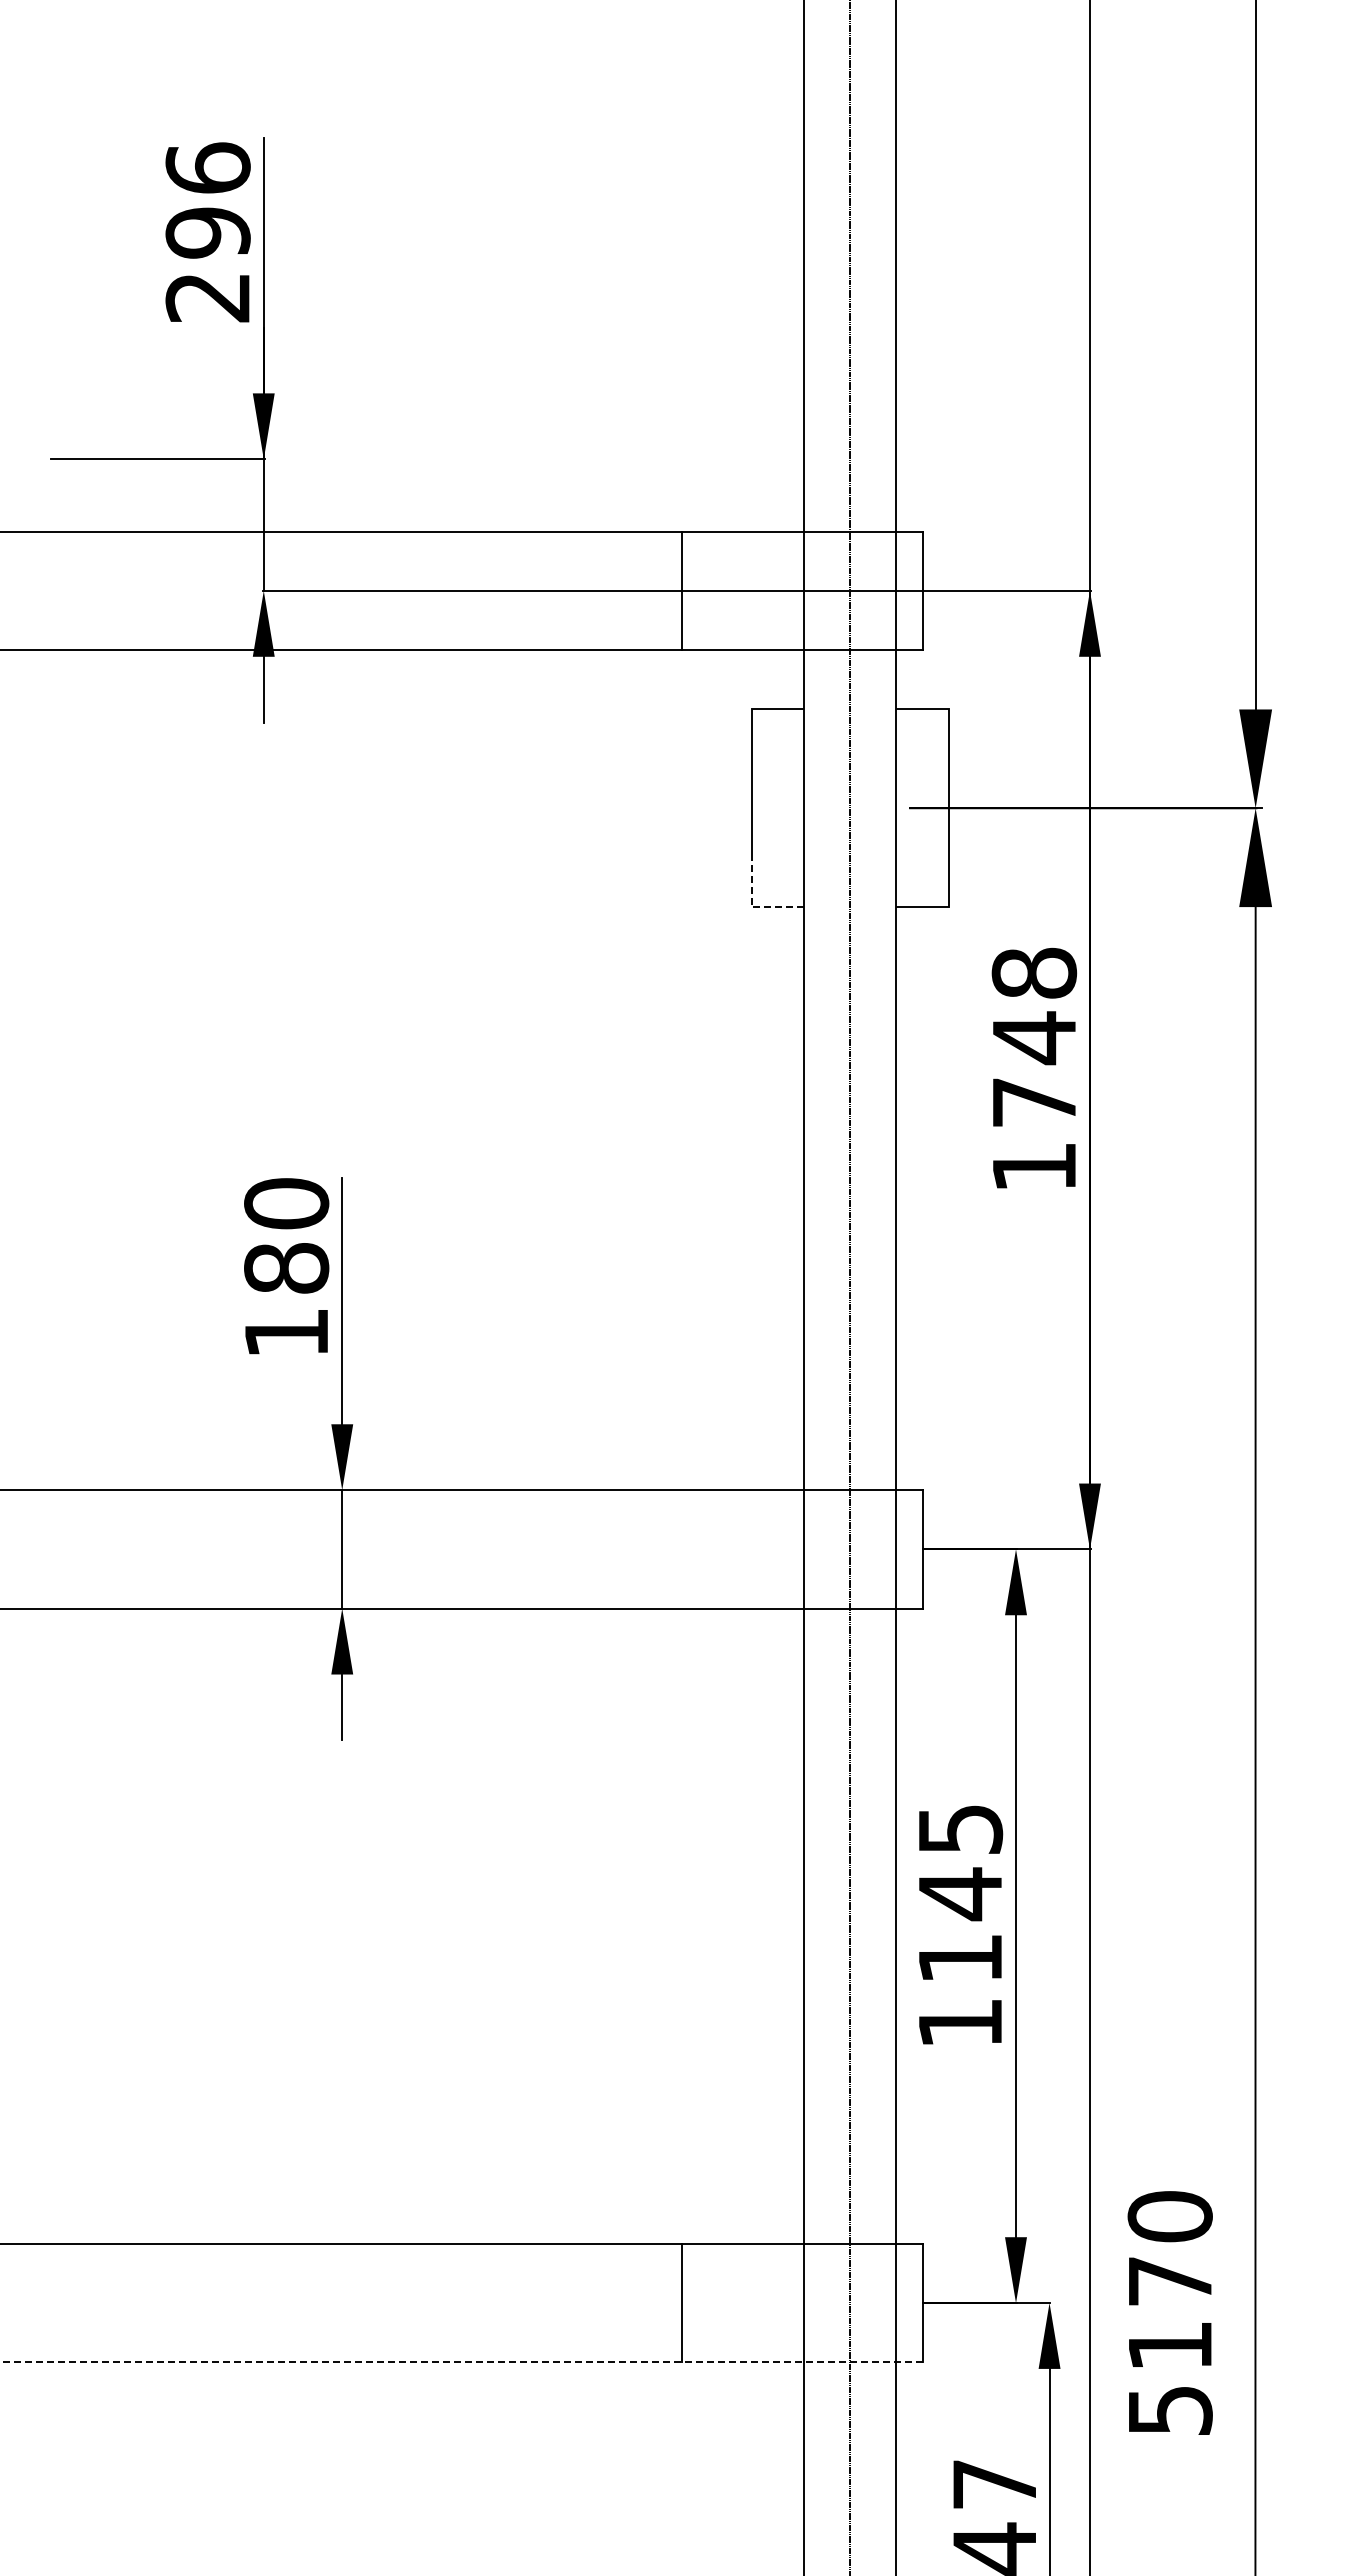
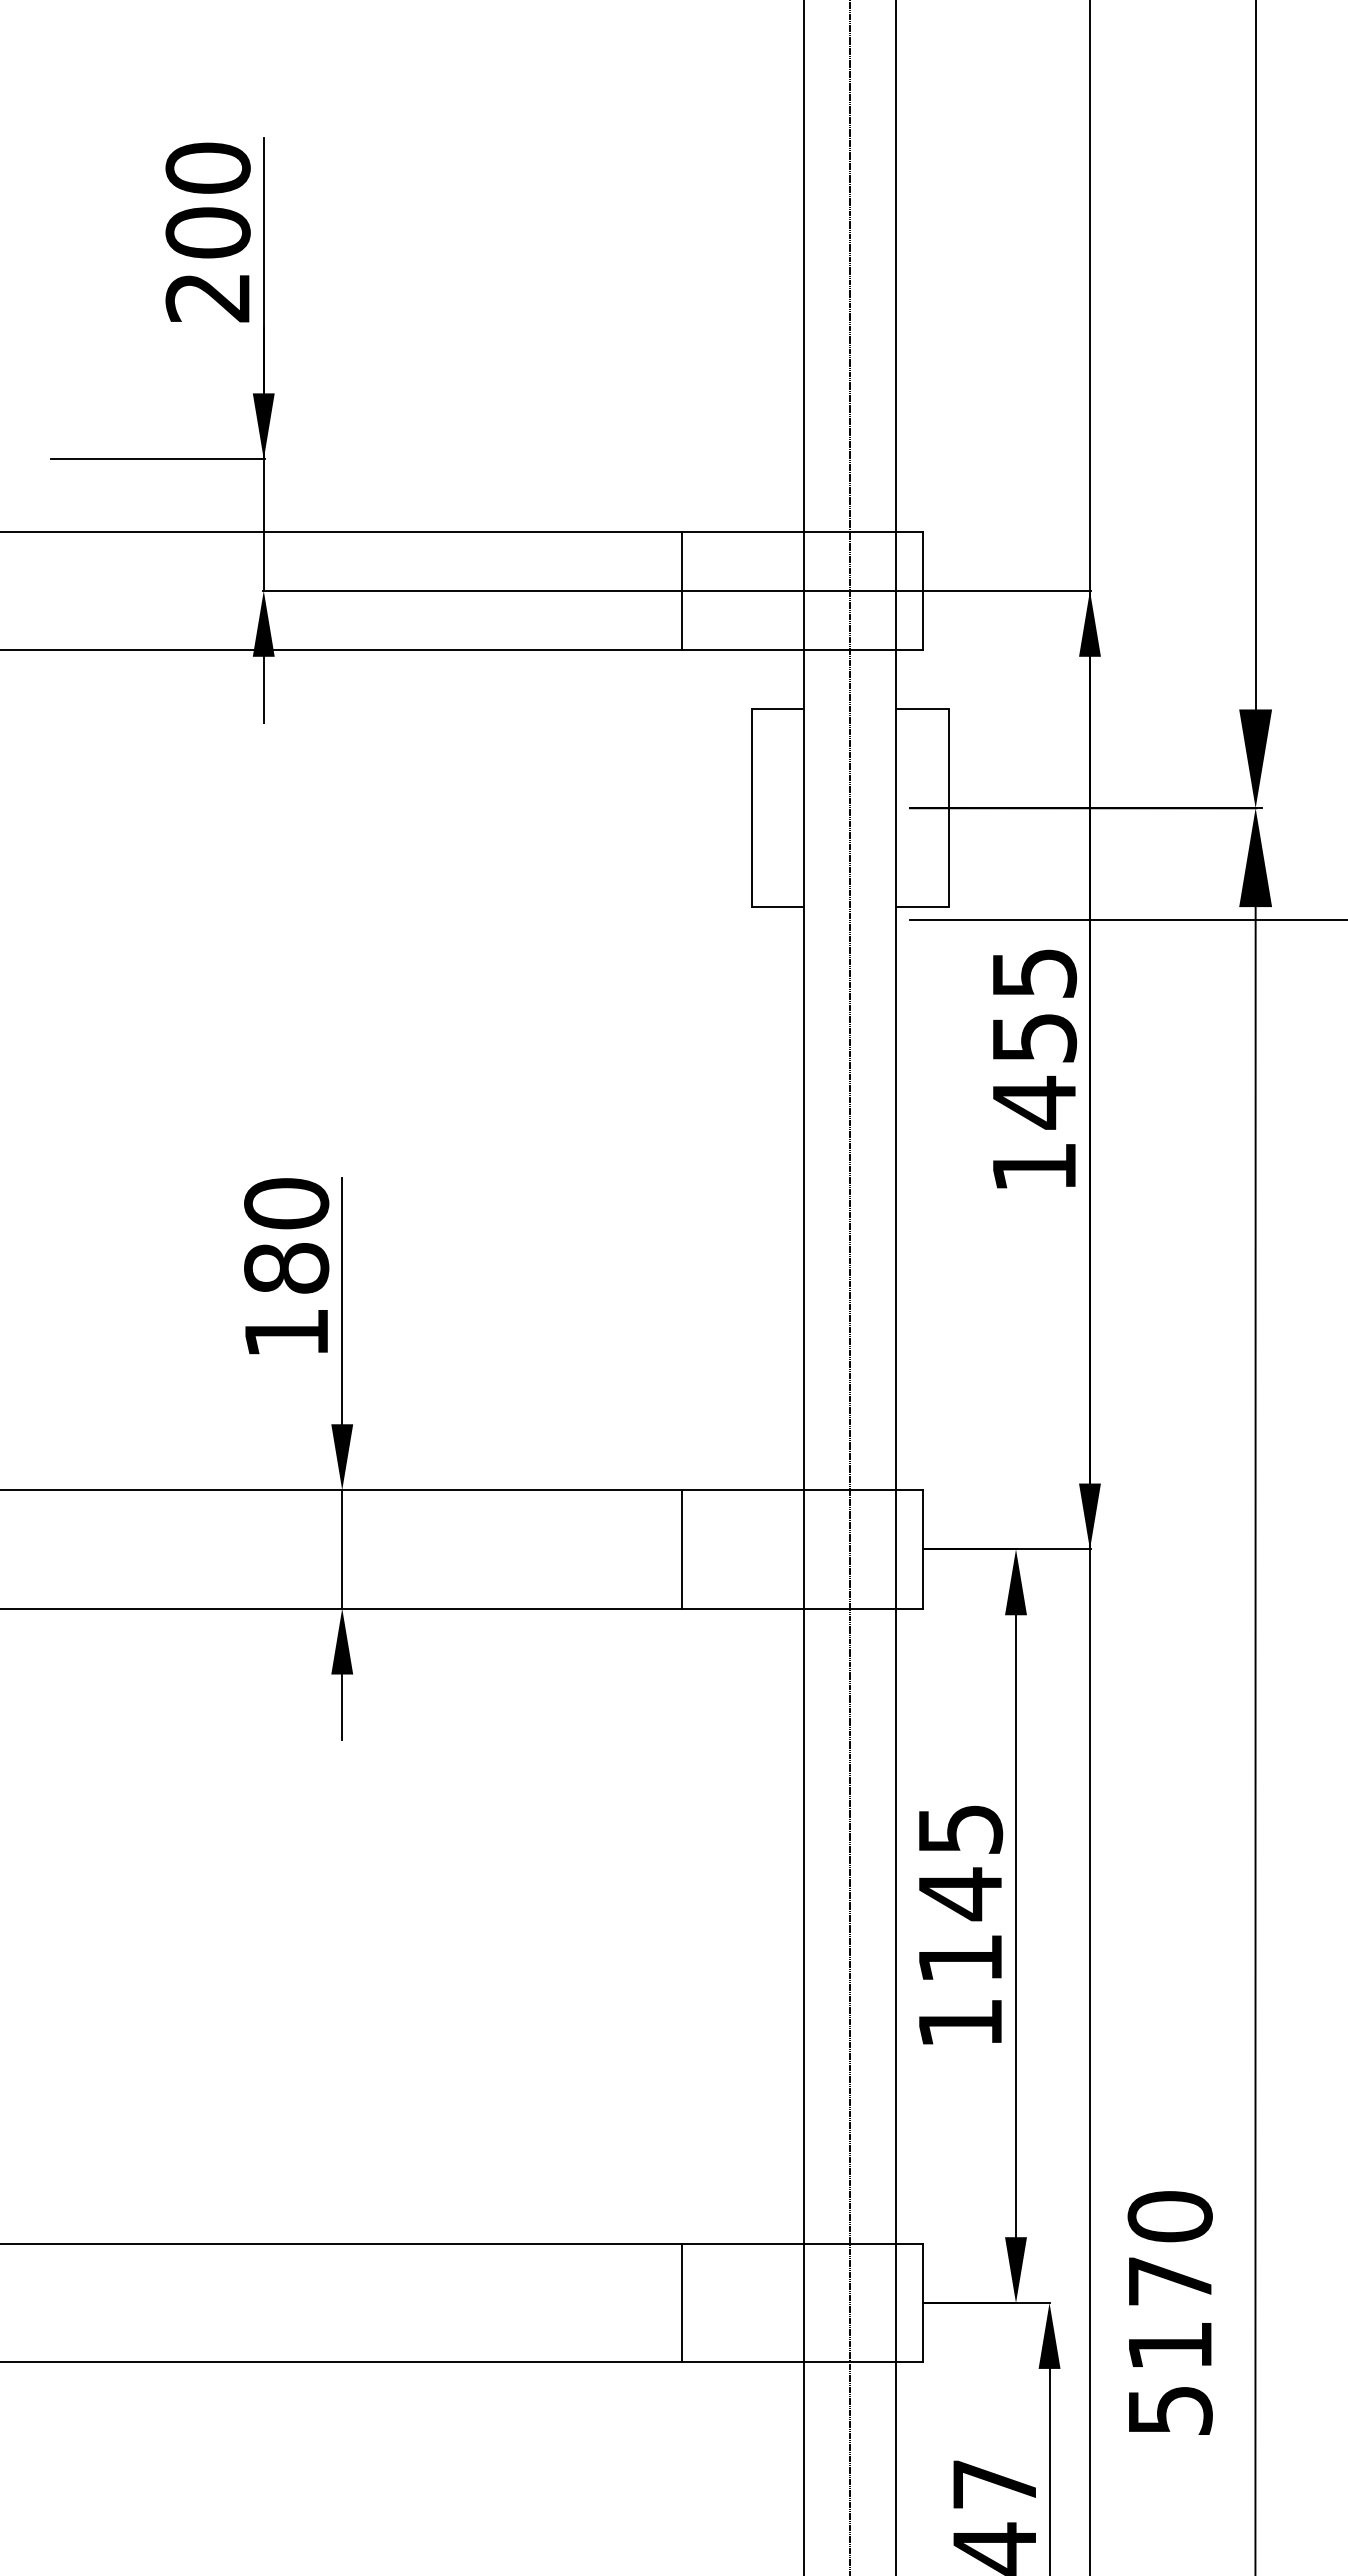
text: 296 -> 200 (207, 200)
line: dashed -> solid (751, 907)
line: none -> present (1126, 920)
text: 1748 -> 1455 (1034, 1038)
line: none -> present (681, 1549)
line: dashed -> solid (461, 2362)
